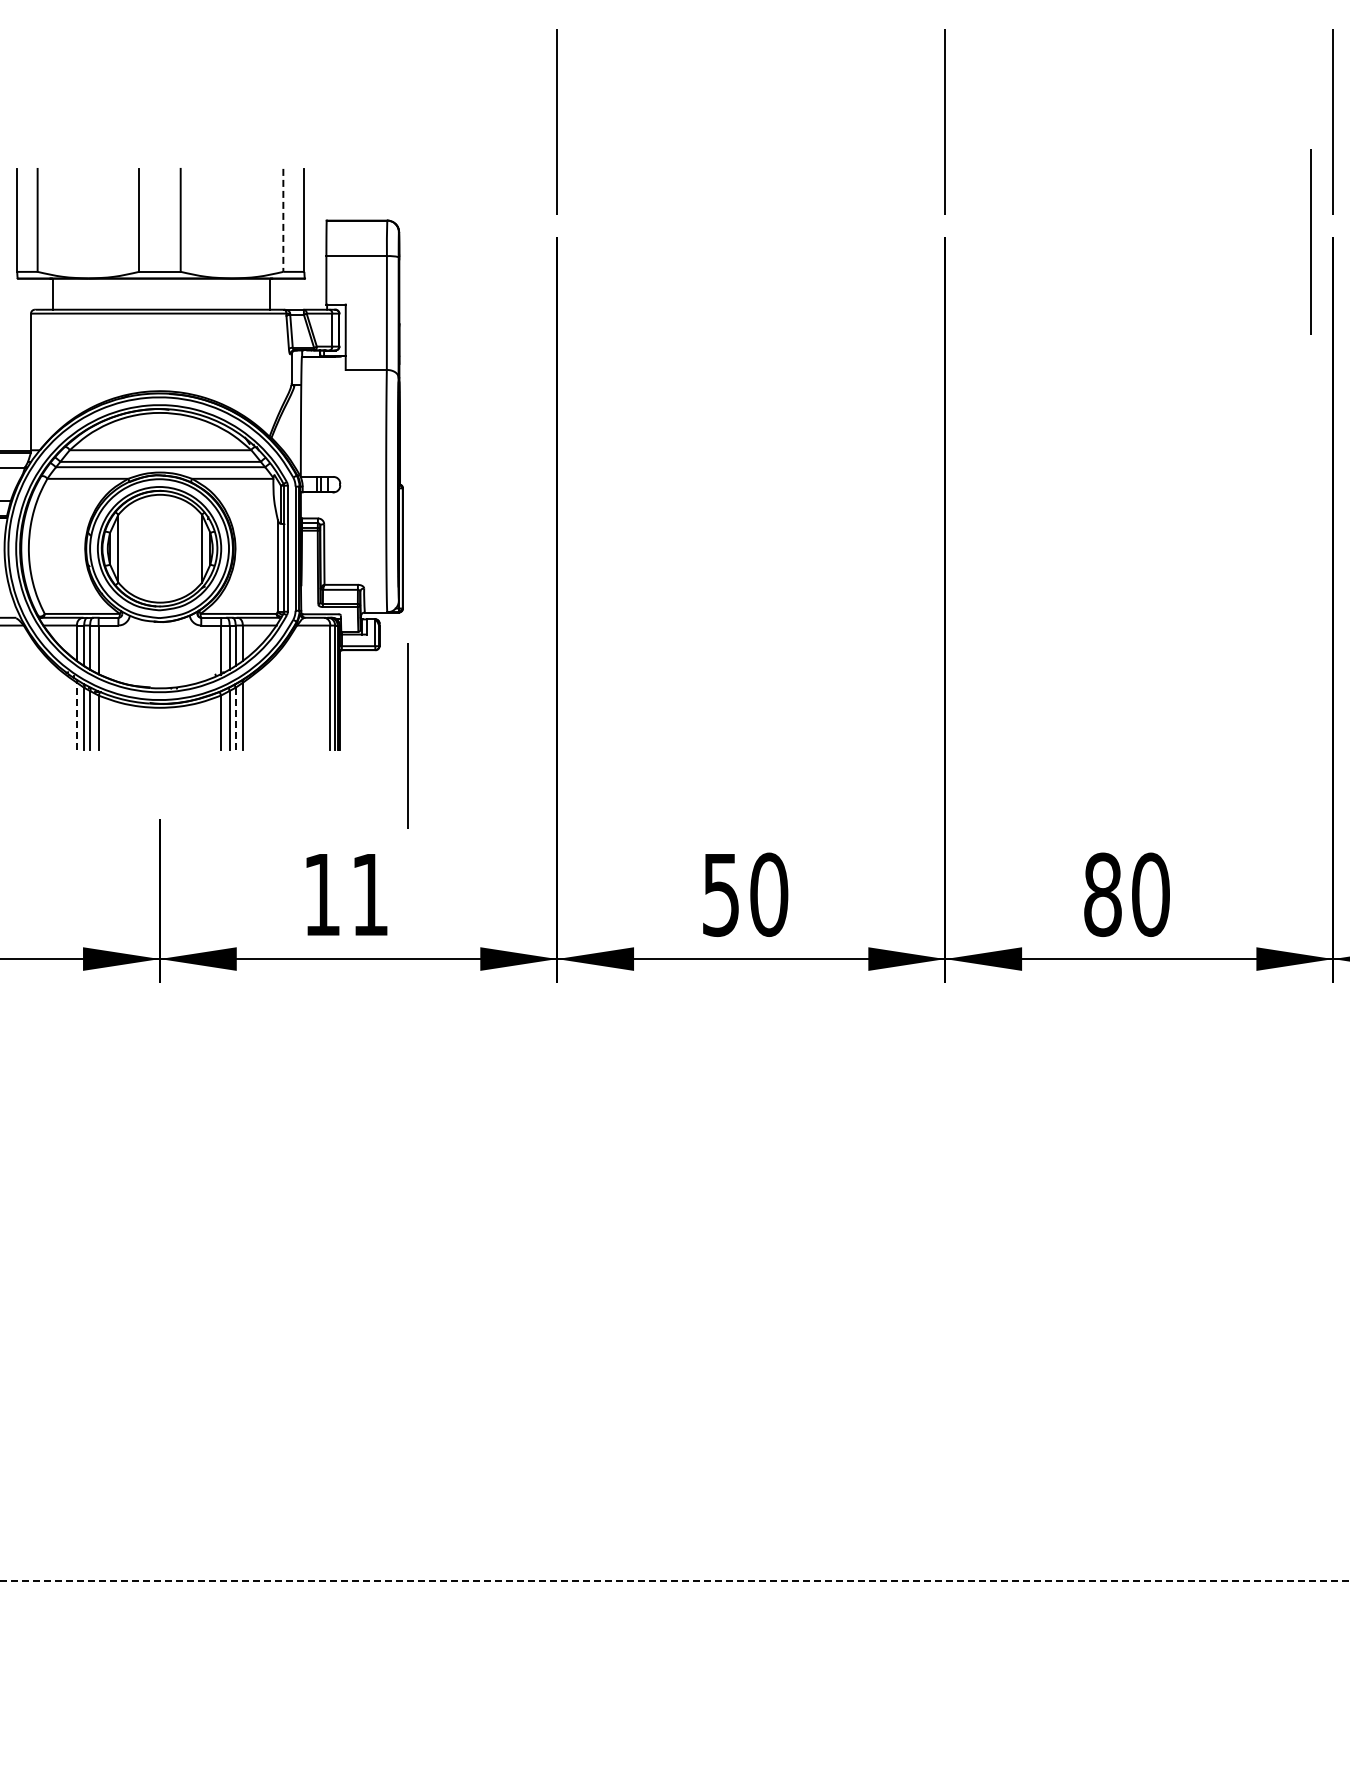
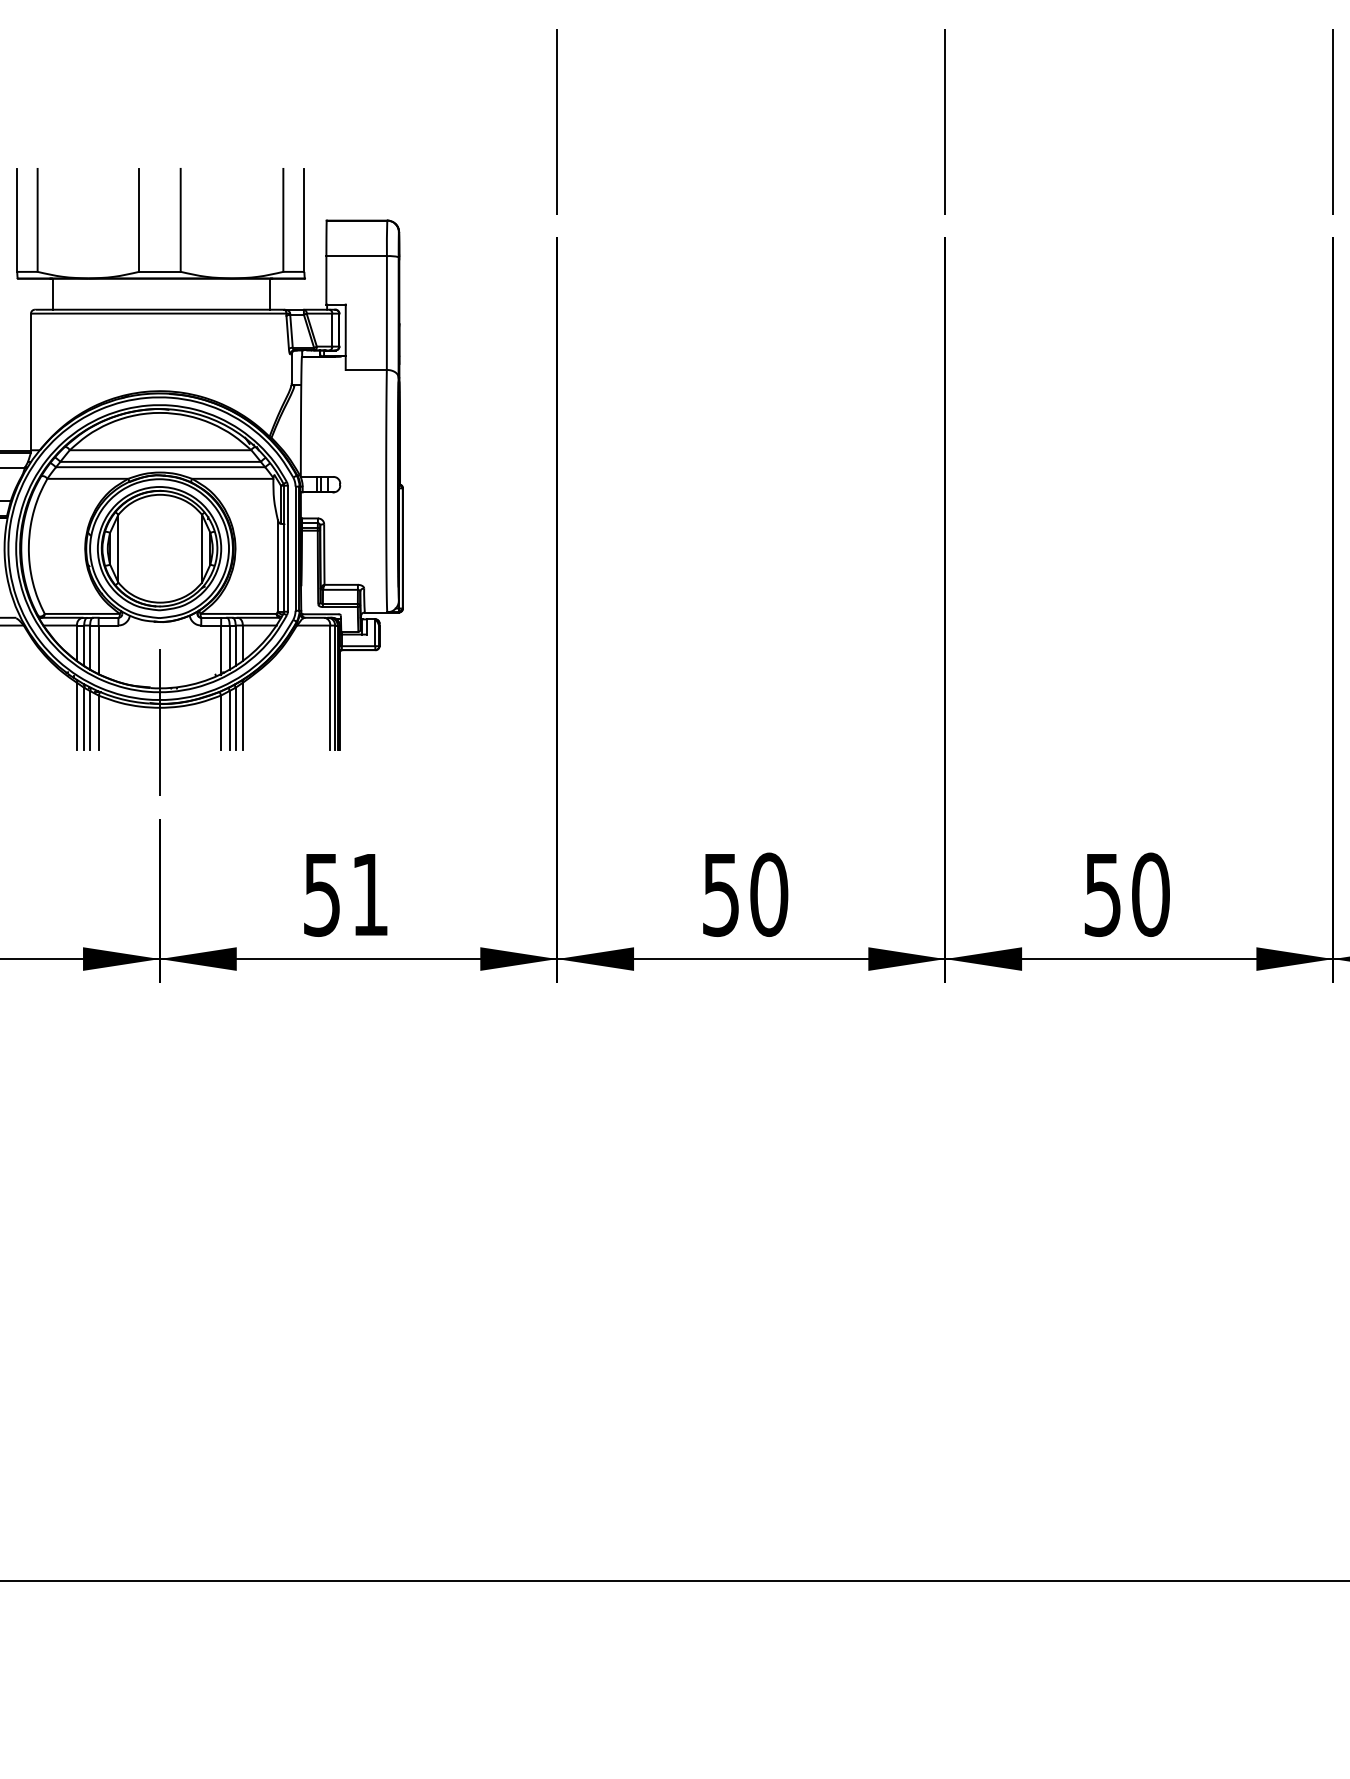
line: dashed -> solid (283, 220)
line: present -> none (1310, 241)
line: dashed -> solid (77, 715)
line: dashed -> solid (235, 718)
line: none -> present (159, 722)
line: present -> none (407, 735)
text: 80 -> 50 (1102, 894)
text: 11 -> 51 (321, 895)
line: dashed -> solid (674, 1581)
